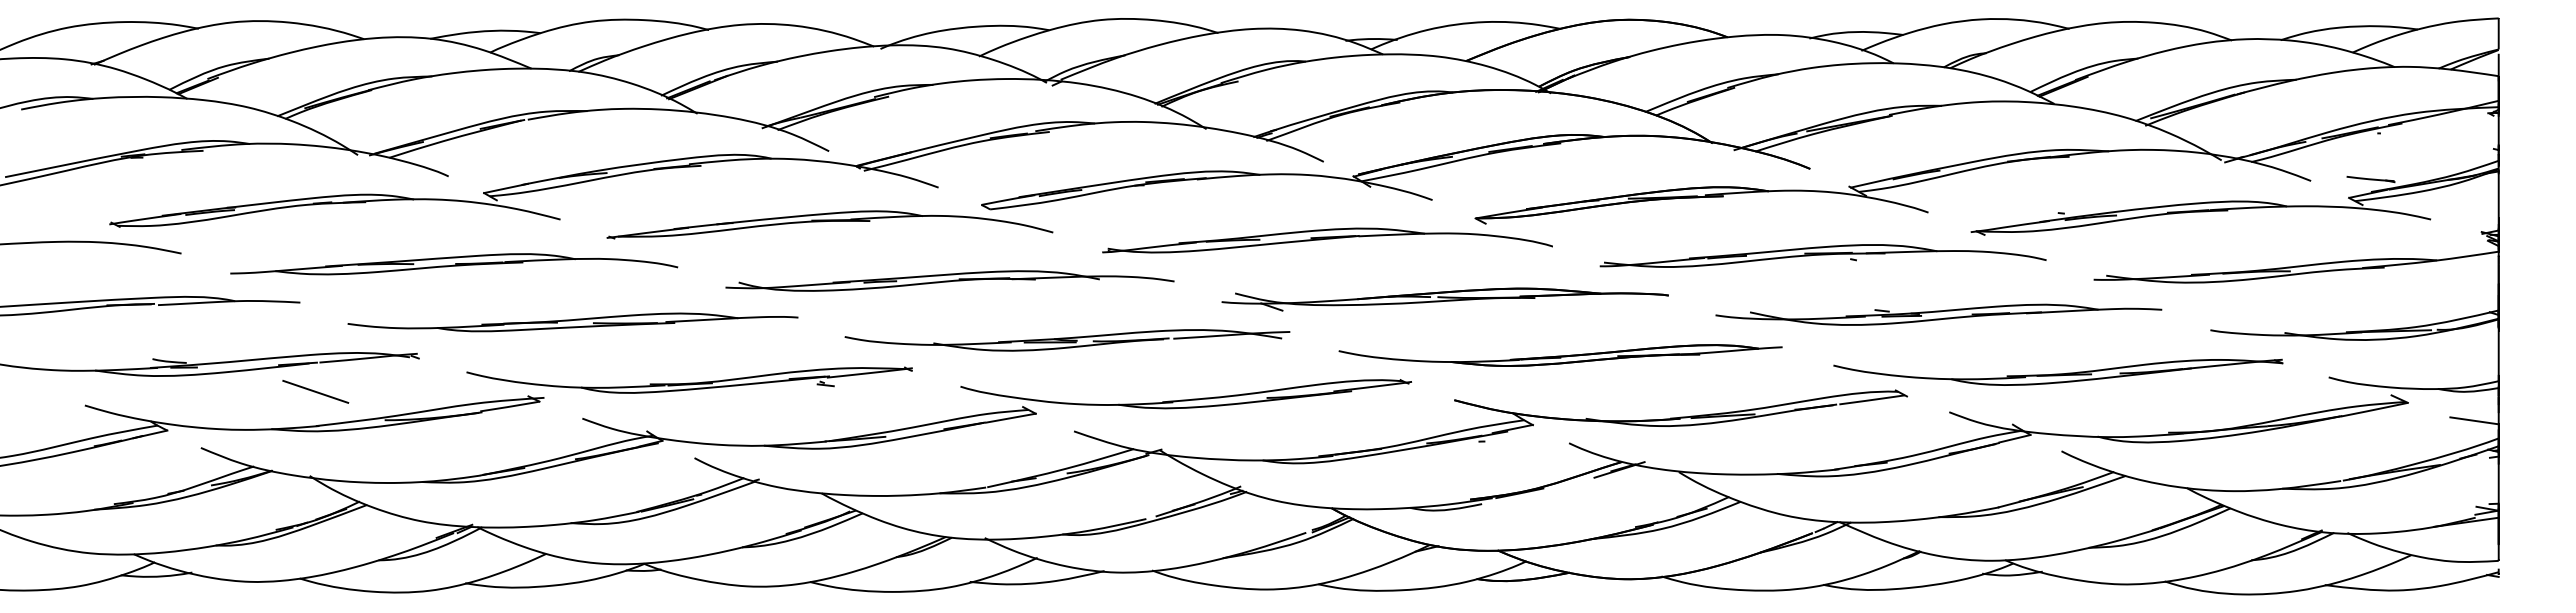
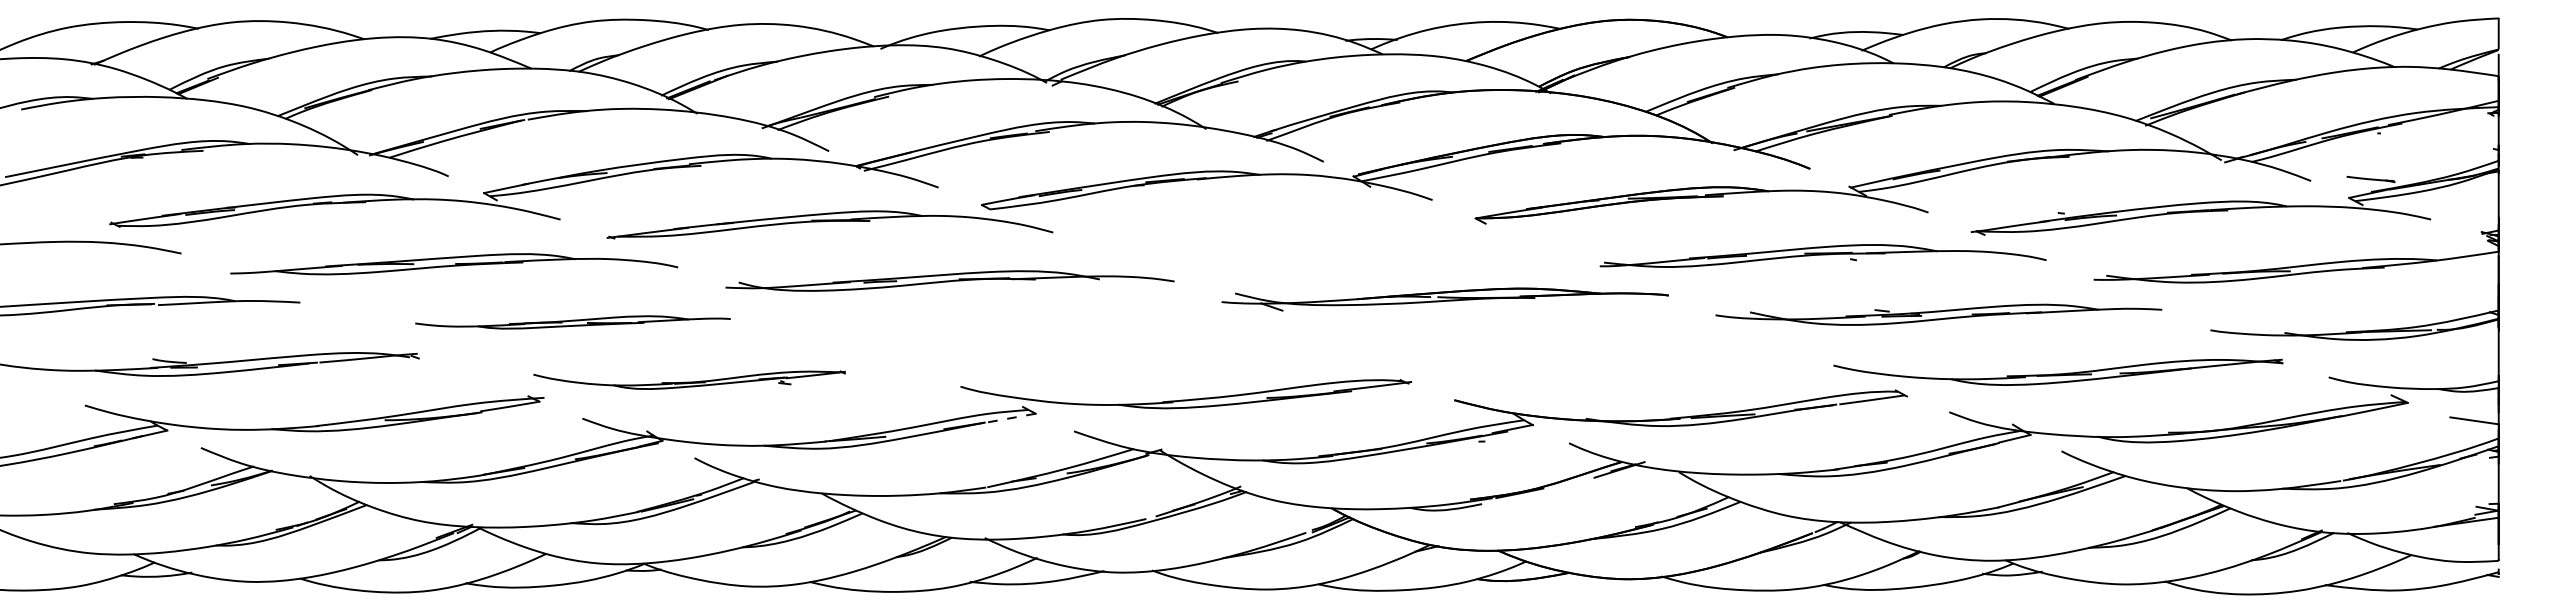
part: present -> none (1327, 240)
part size: 452x21 px -> 316x15 px (572, 322)
part: present -> none (1067, 340)
part: present -> none (1560, 355)
part size: 447x28 px -> 313x20 px (689, 379)
line: present -> none (315, 391)
line: solid -> dashed (1010, 418)
